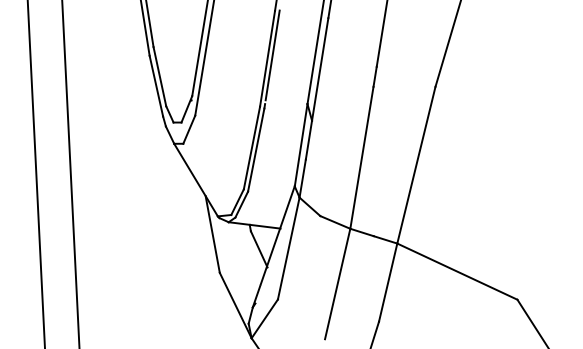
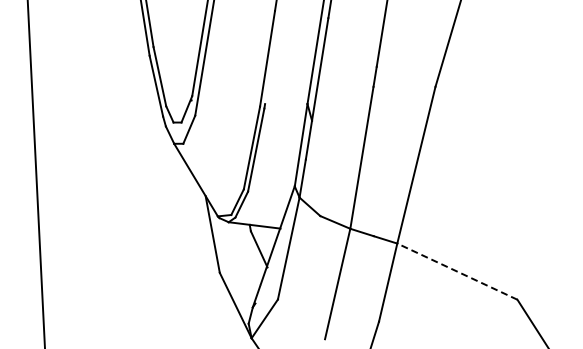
line: present -> none (272, 55)
line: present -> none (70, 173)
line: solid -> dashed (456, 271)
